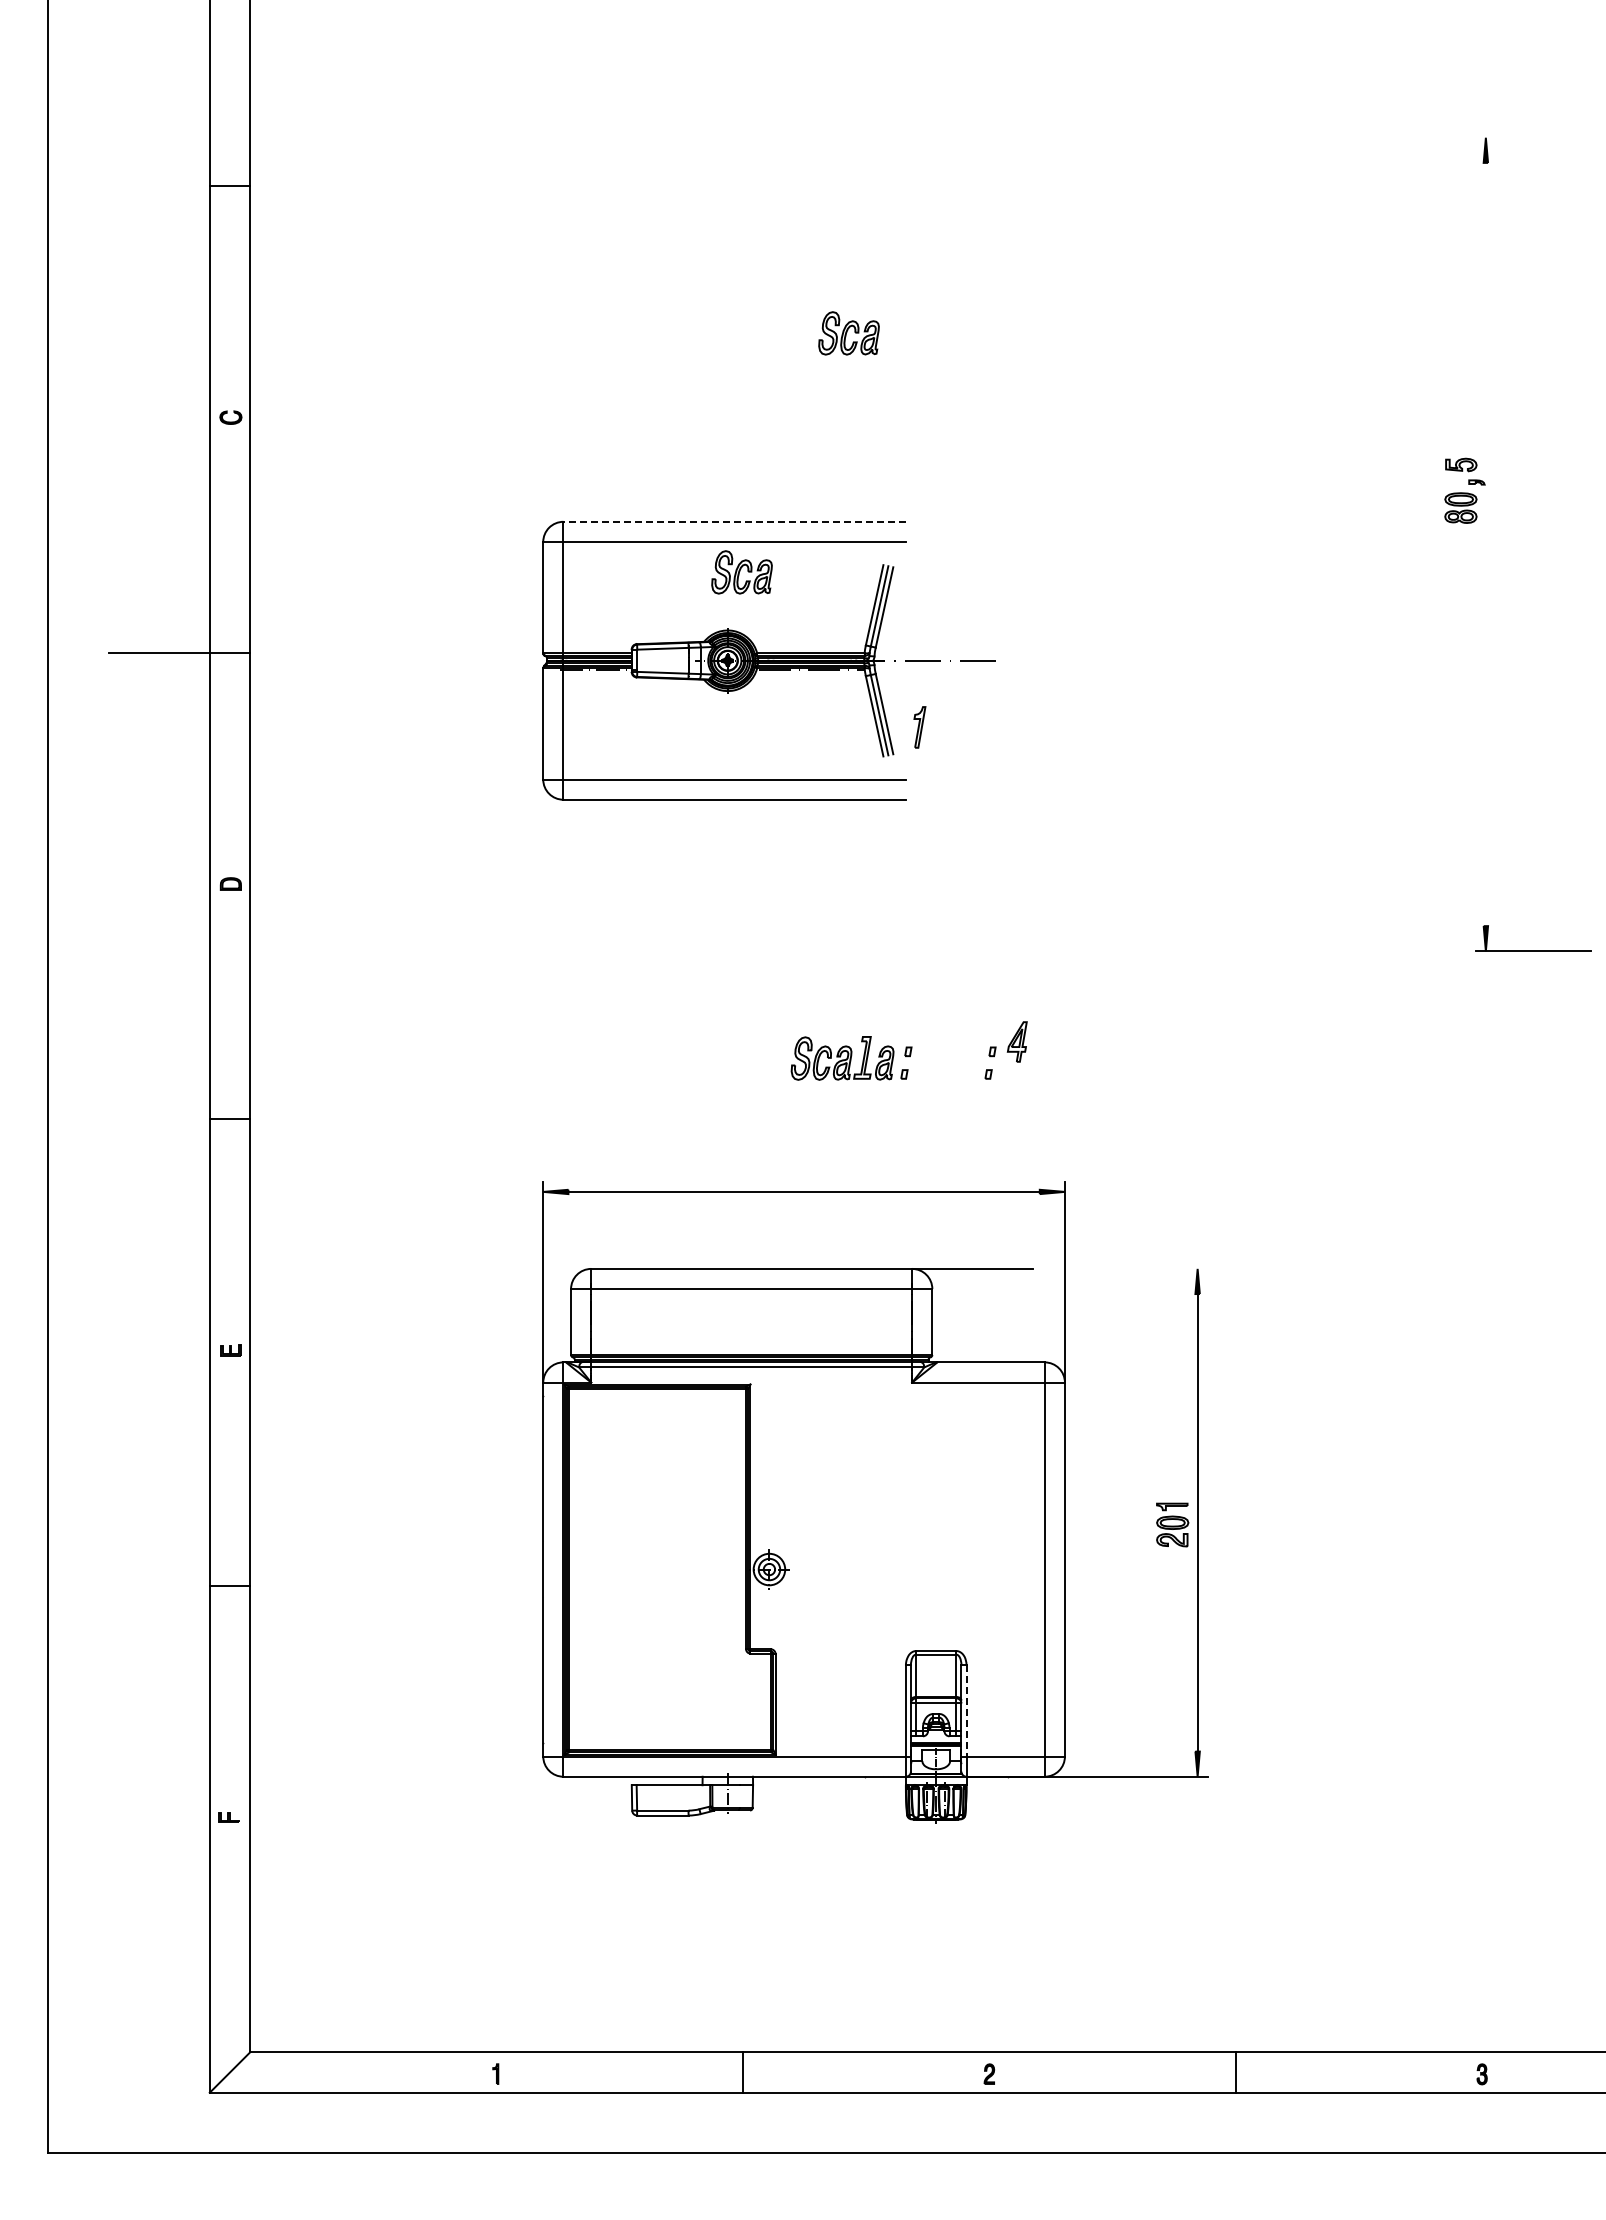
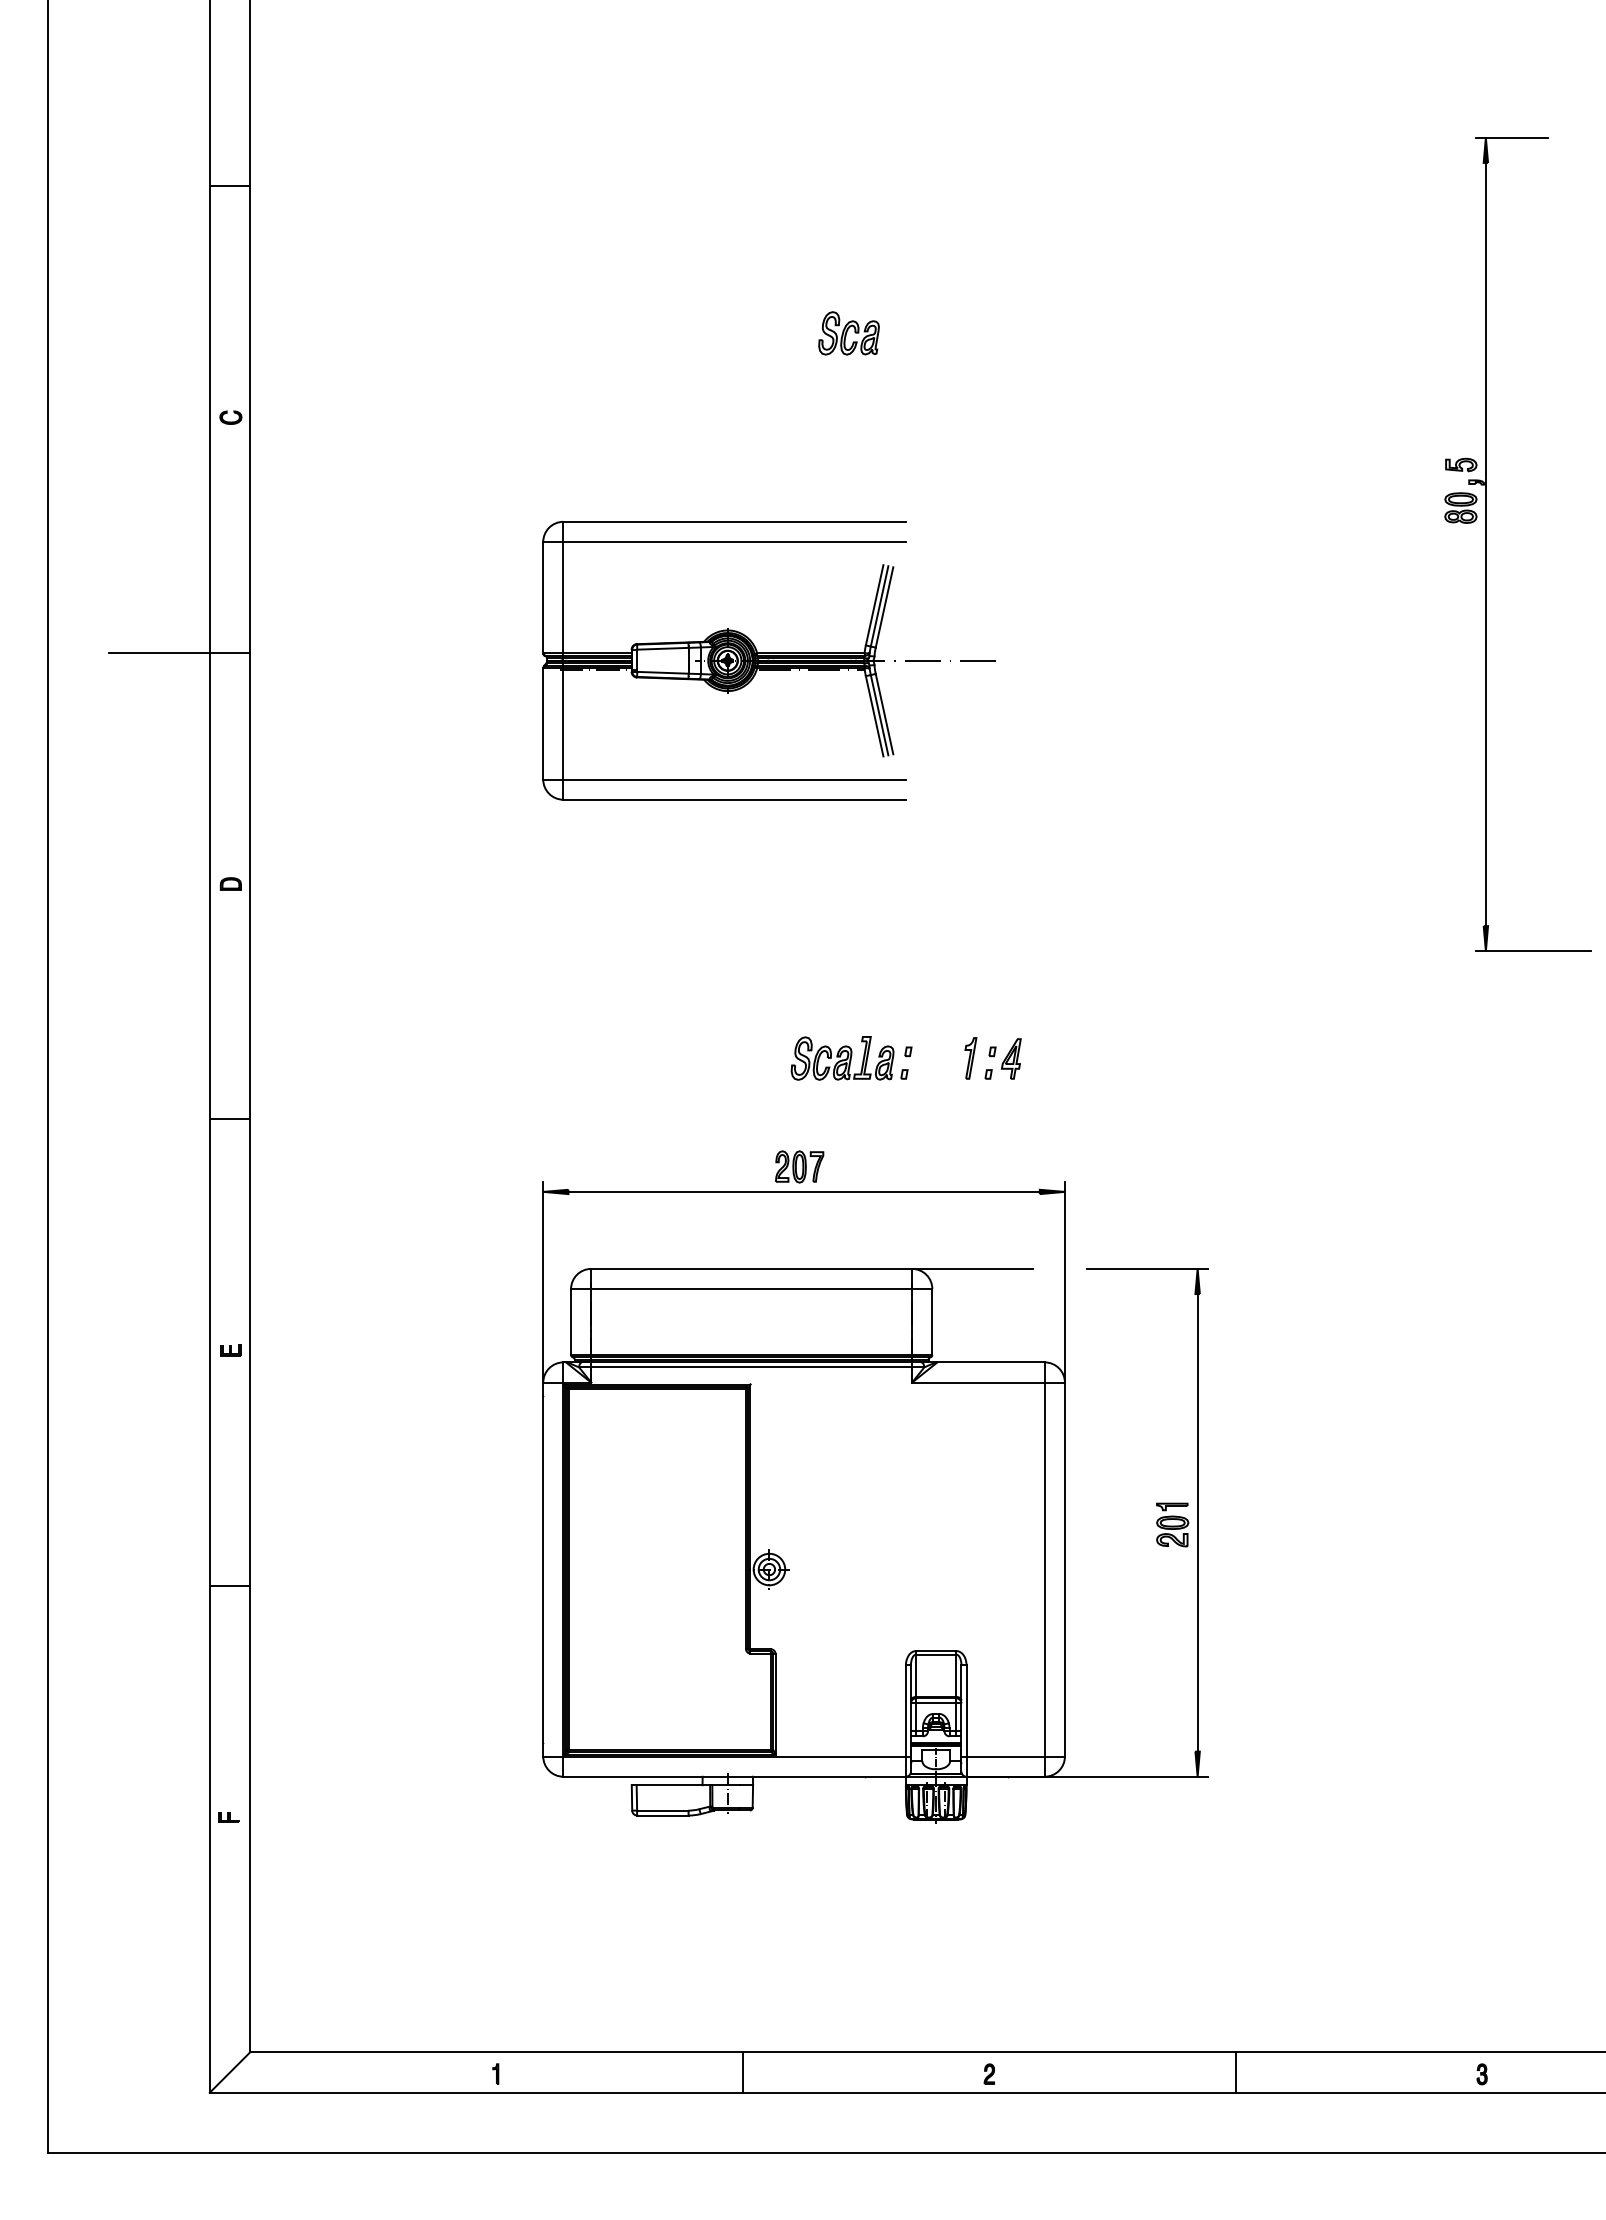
line: none -> present (1511, 137)
line: dashed -> solid (734, 521)
line: none -> present (1485, 544)
part: present -> none (741, 572)
part position: (919, 727) -> (970, 1058) (970, 1058)
part position: (1016, 1041) -> (1010, 1058) (1010, 1058)
part: none -> present (799, 1166)
line: none -> present (1147, 1268)
line: dashed -> solid (966, 1710)
